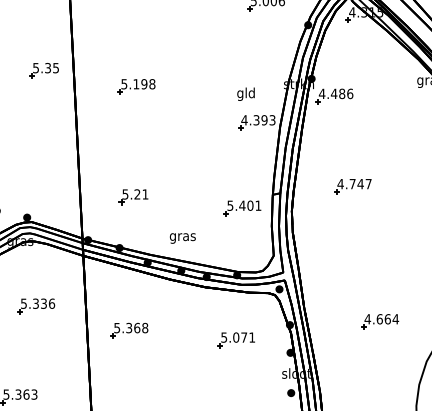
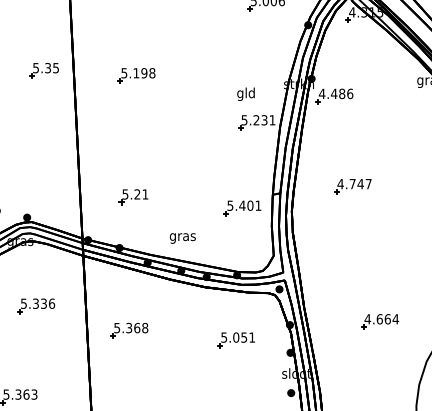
part position: (136, 86) -> (136, 75) (136, 75)
text: 4.393 -> 5.231 (258, 120)
text: 5.071 -> 5.051 (244, 337)
